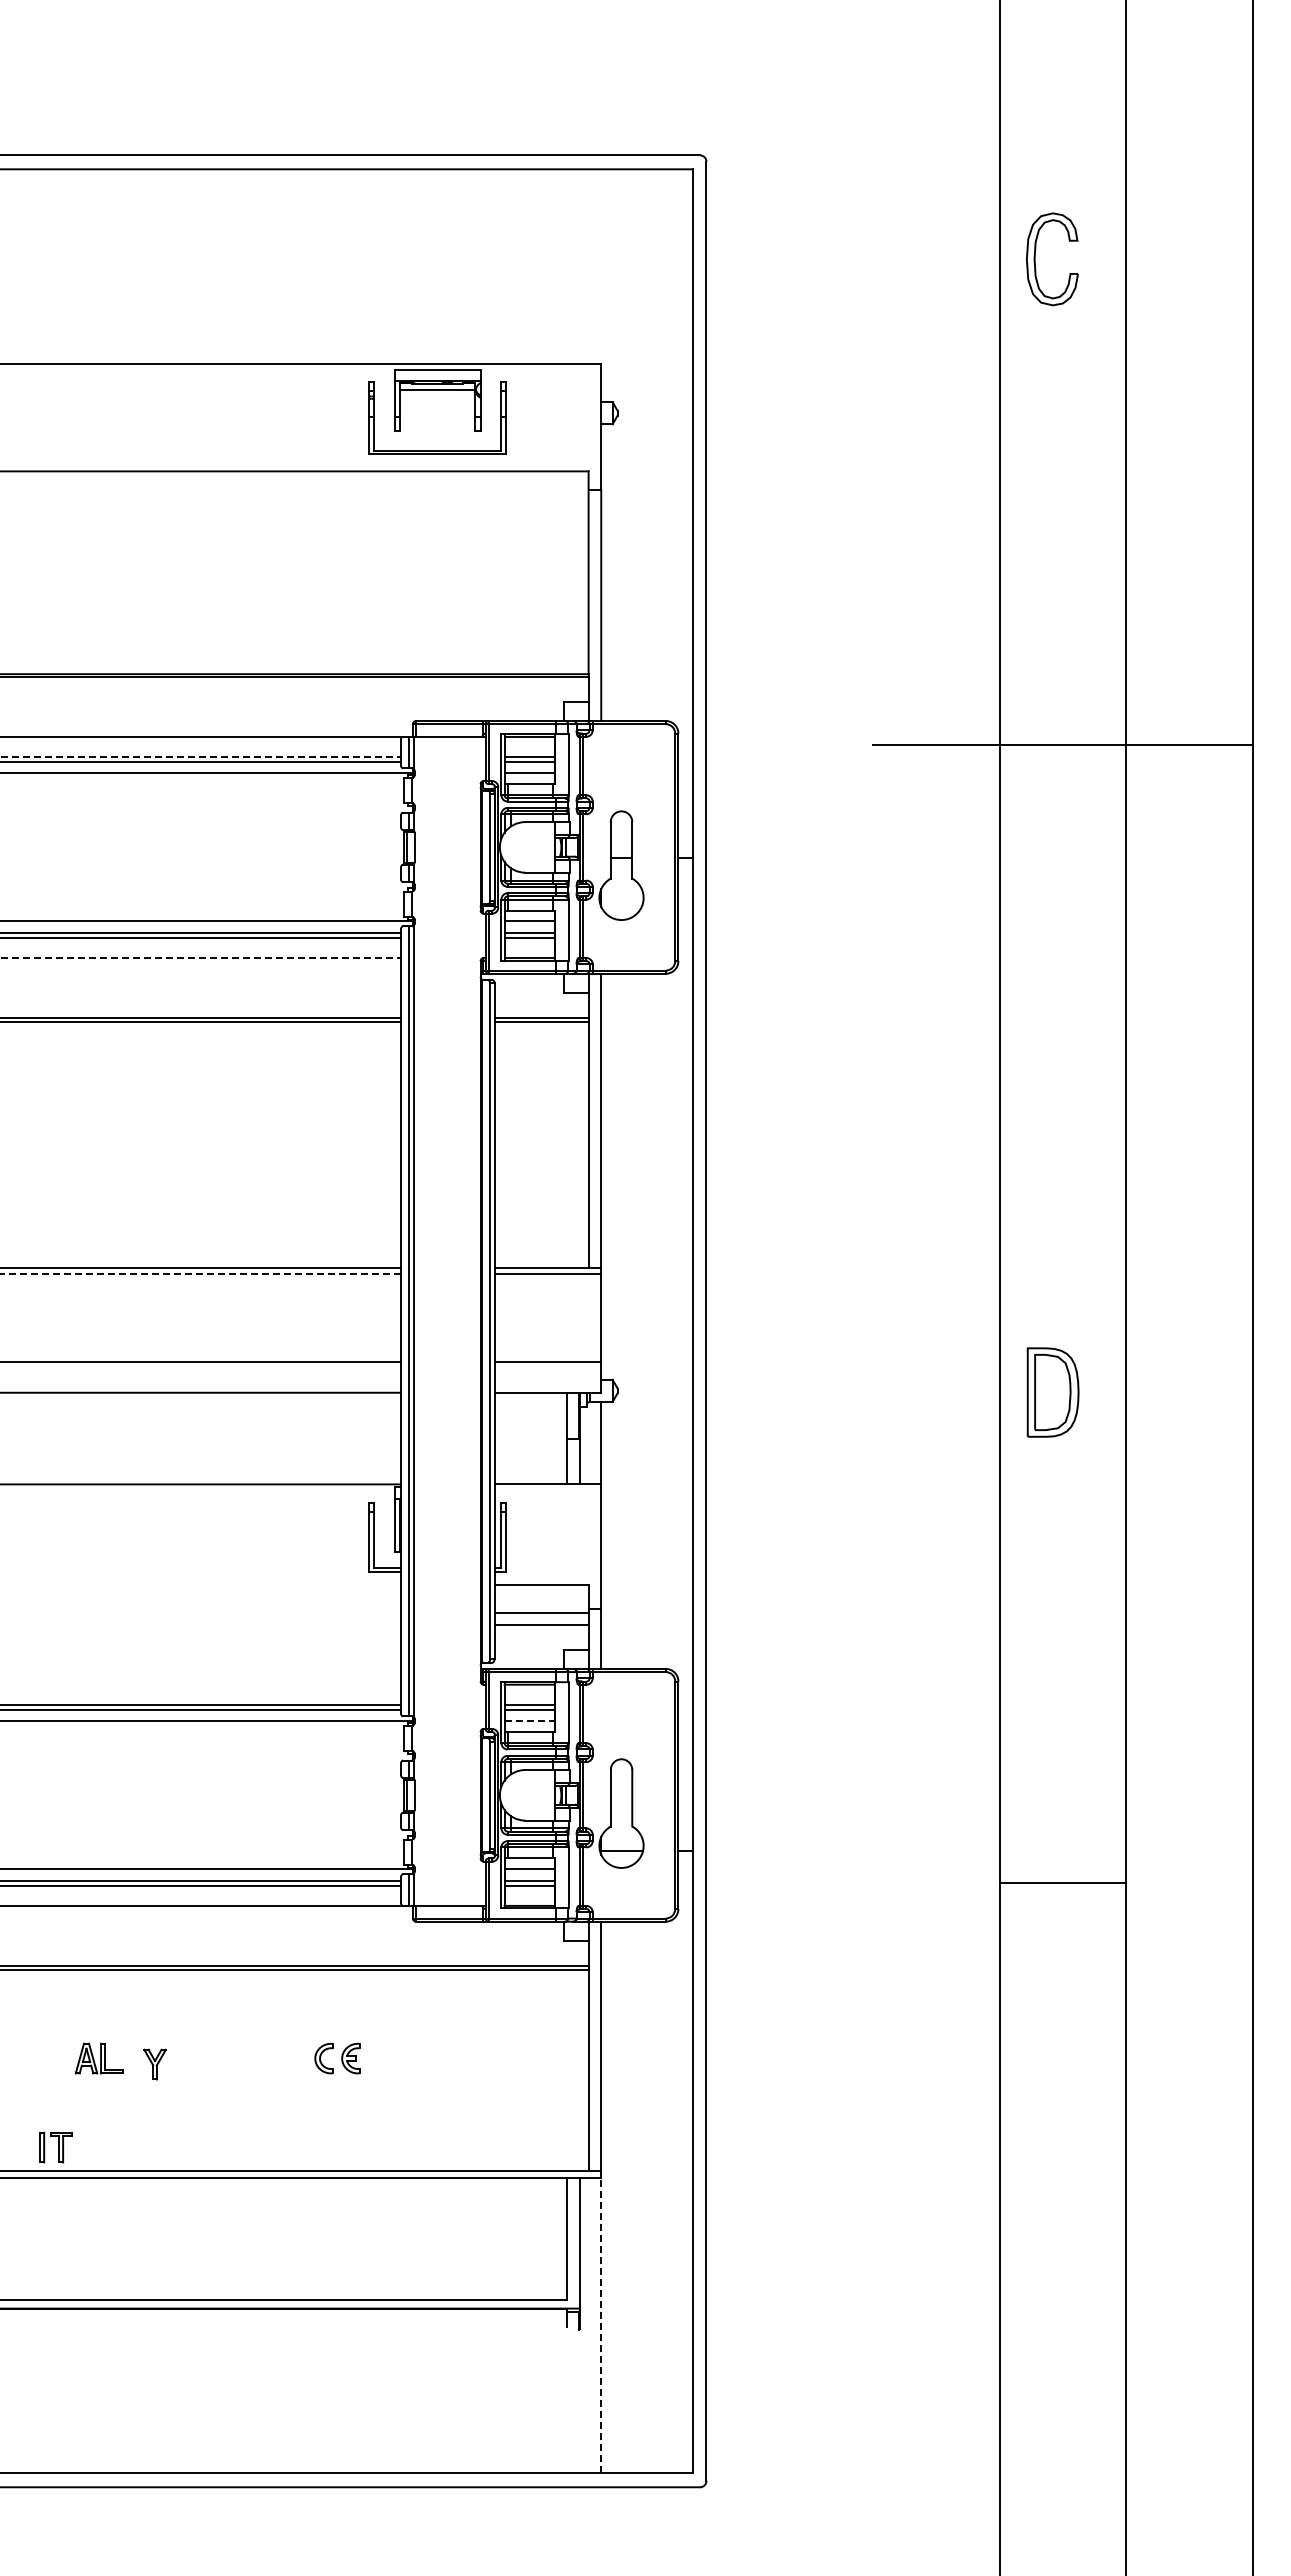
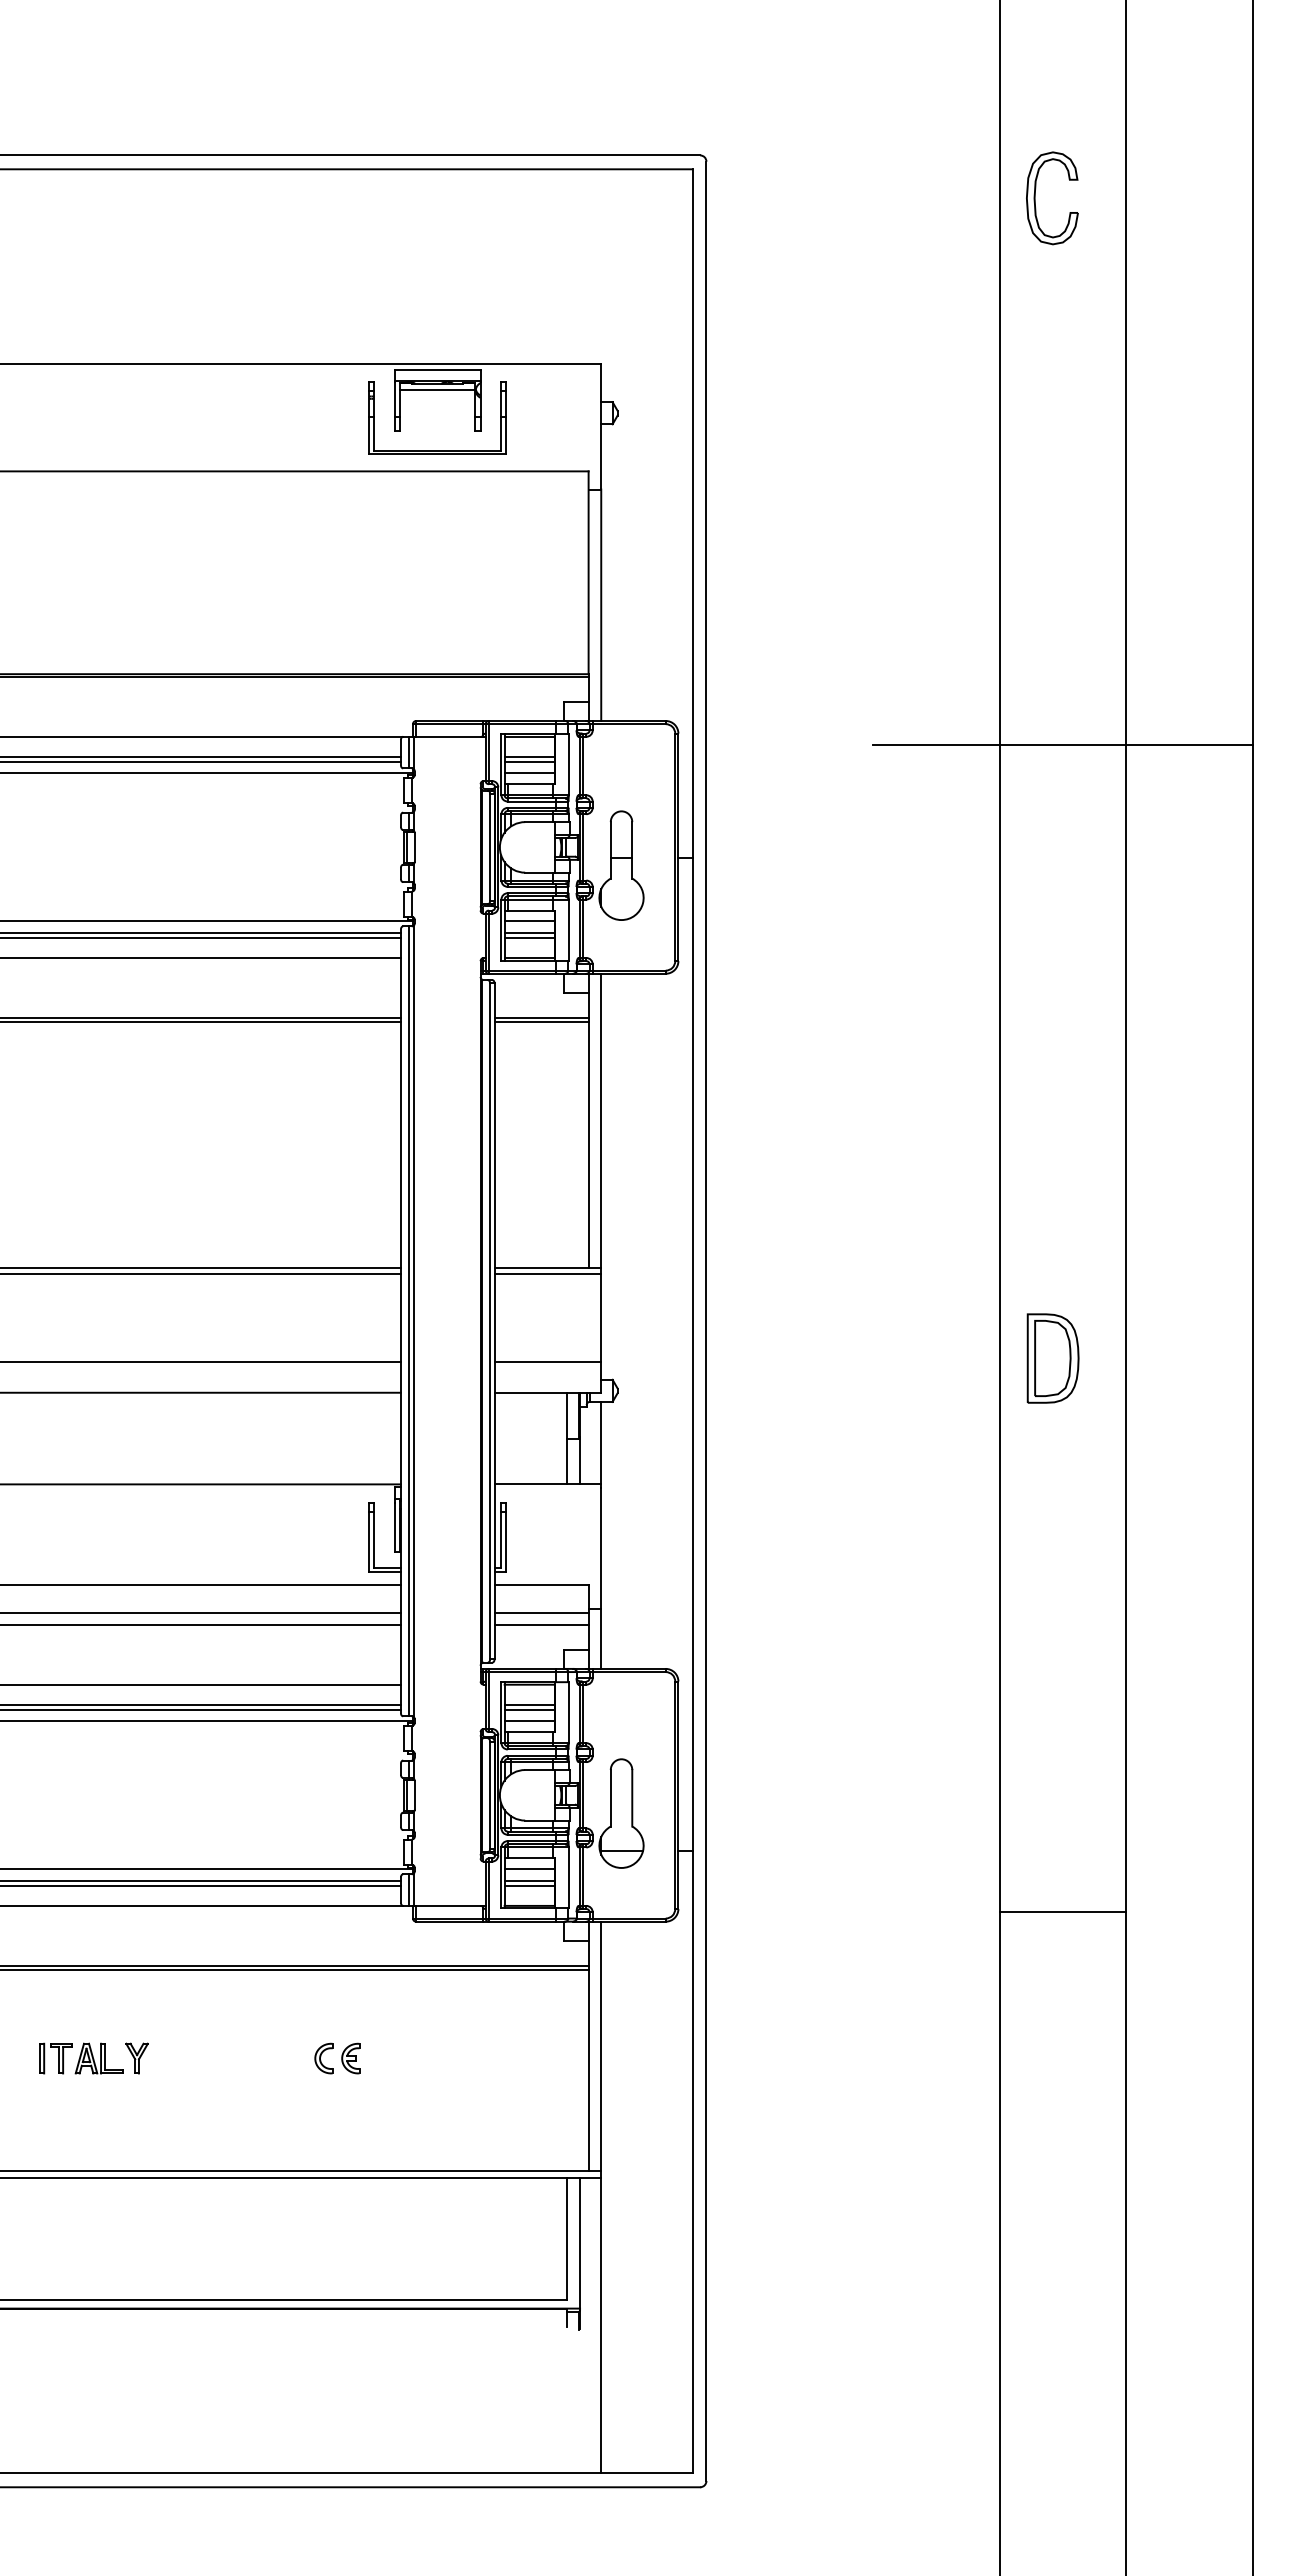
part position: (1035, 259) -> (1035, 198) (1035, 198)
line: dashed -> solid (200, 757)
line: dashed -> solid (200, 957)
line: dashed -> solid (200, 1273)
part position: (1052, 1392) -> (1052, 1358) (1052, 1358)
line: none -> present (201, 1585)
line: none -> present (201, 1613)
line: none -> present (201, 1624)
line: none -> present (201, 1684)
line: dashed -> solid (530, 1721)
line position: (1062, 1883) -> (1062, 1912) (1062, 1912)
part position: (154, 2064) -> (136, 2058) (136, 2058)
part position: (55, 2147) -> (55, 2058) (55, 2058)
line: dashed -> solid (601, 2325)
